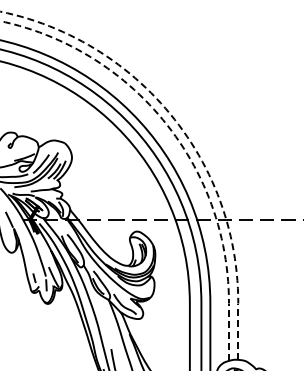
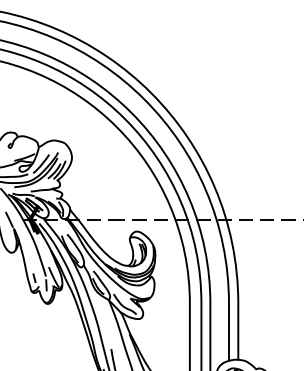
line: dashed -> solid (186, 135)
line: dashed -> solid (180, 143)
